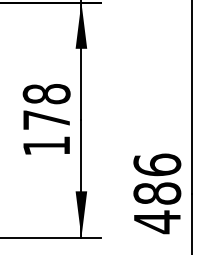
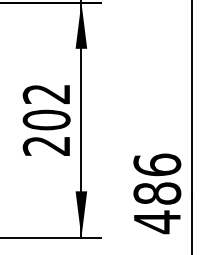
text: 178 -> 202 (46, 119)
